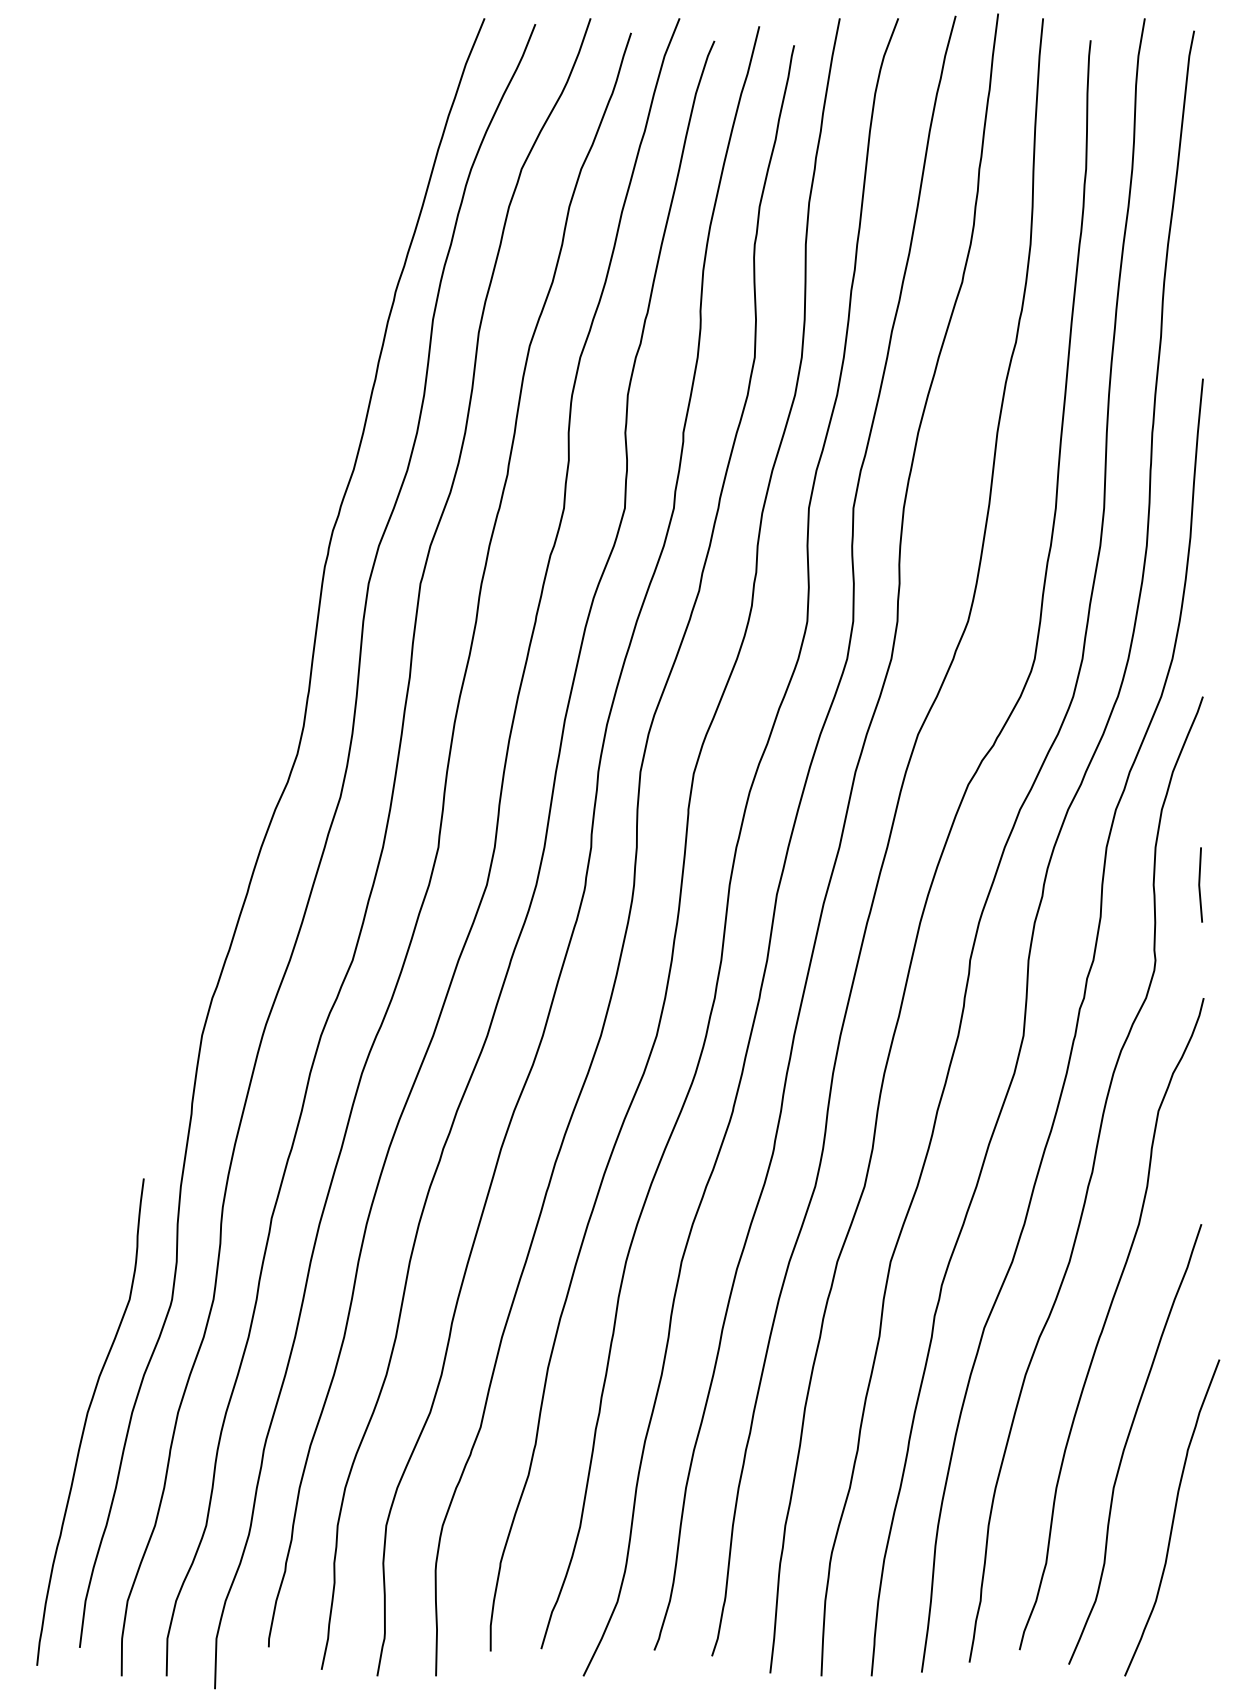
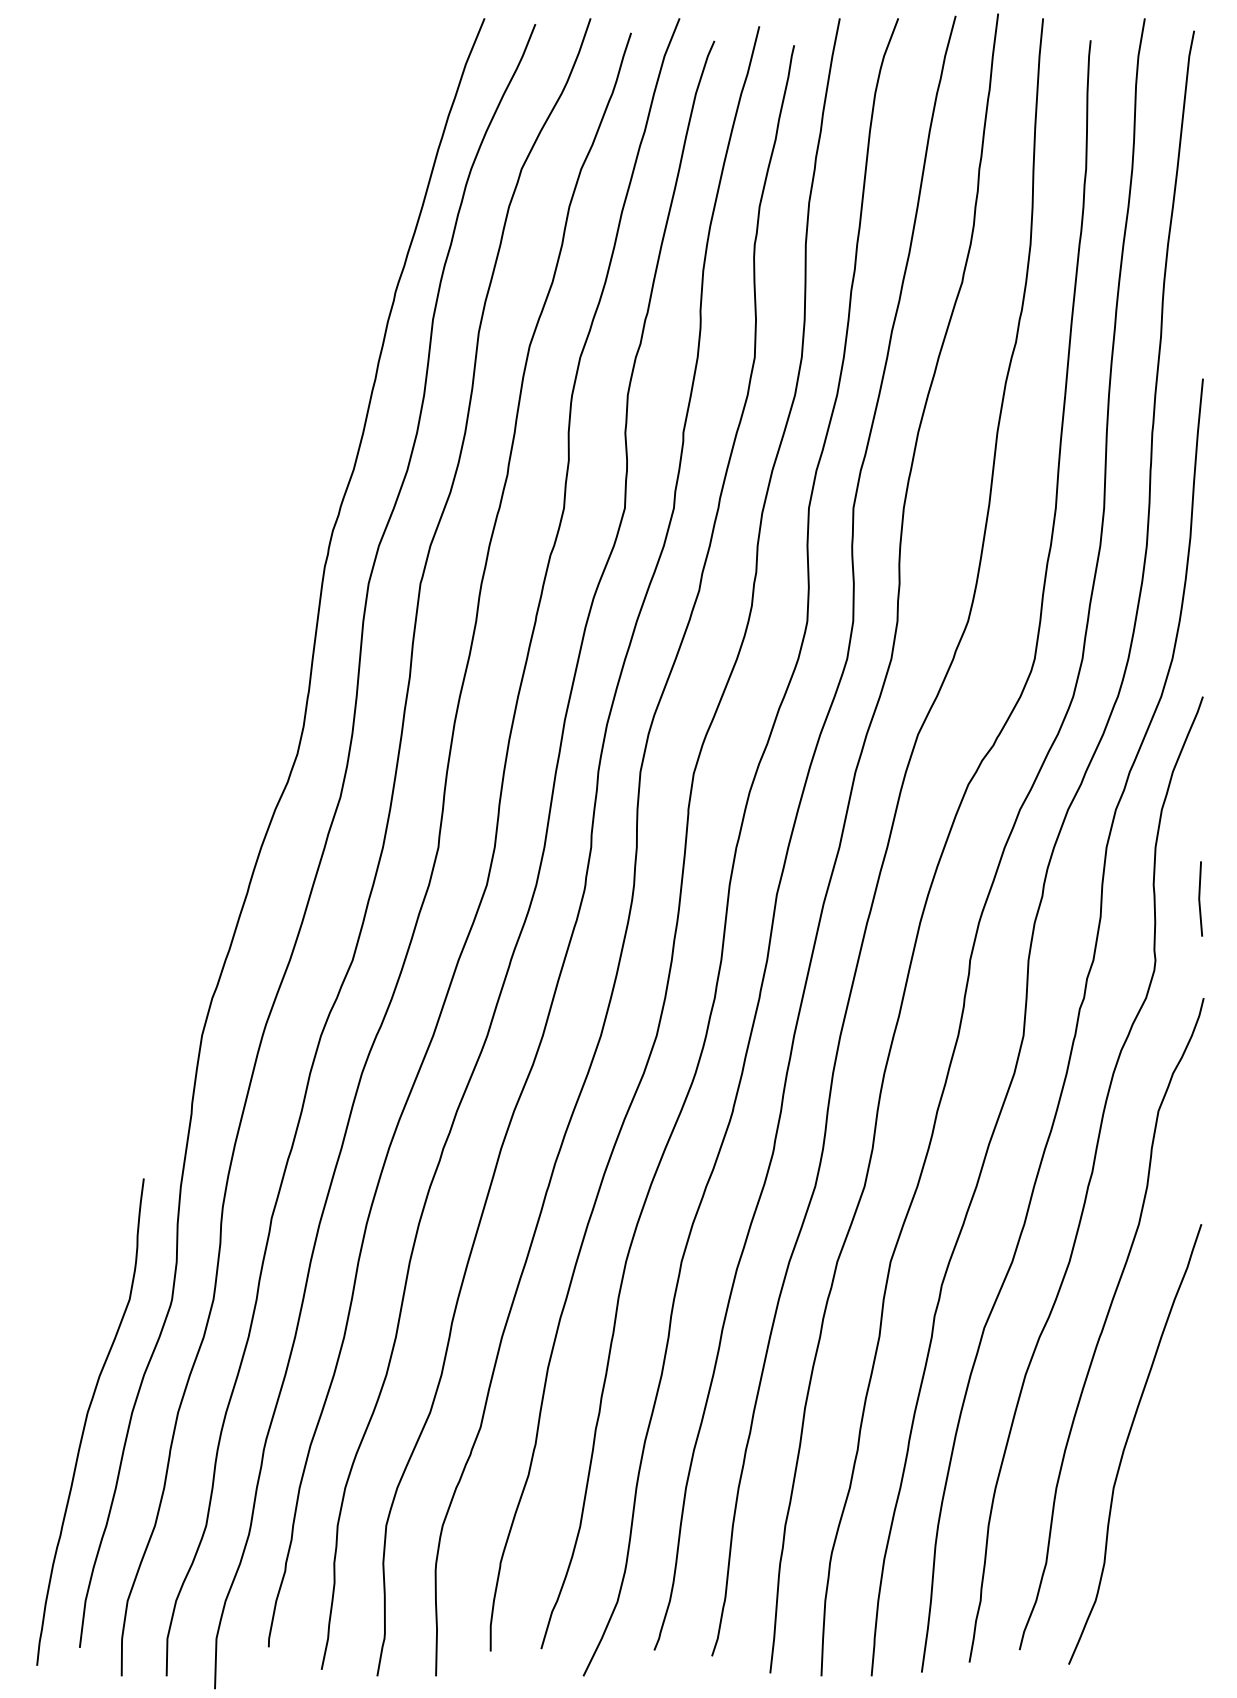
line position: (1200, 884) -> (1200, 898) (1200, 898)
curve: present -> none (1172, 1517)
